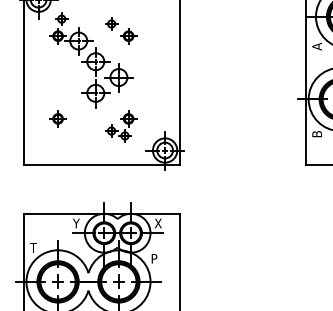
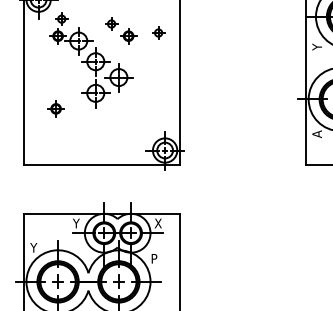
part: none -> present (158, 32)
text: A -> Y (316, 46)
part position: (57, 118) -> (55, 108) (55, 108)
part: present -> none (121, 126)
text: B -> A (316, 134)
text: T -> Y (33, 247)
